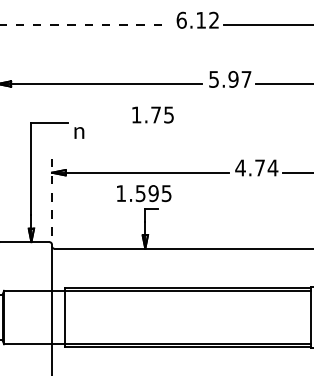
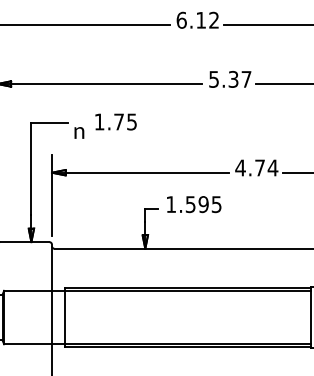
line: dashed -> solid (85, 24)
text: 5.97 -> 5.37 (233, 79)
text position: (152, 114) -> (115, 121) (115, 121)
text position: (144, 193) -> (194, 204) (194, 204)
line: dashed -> solid (52, 195)
